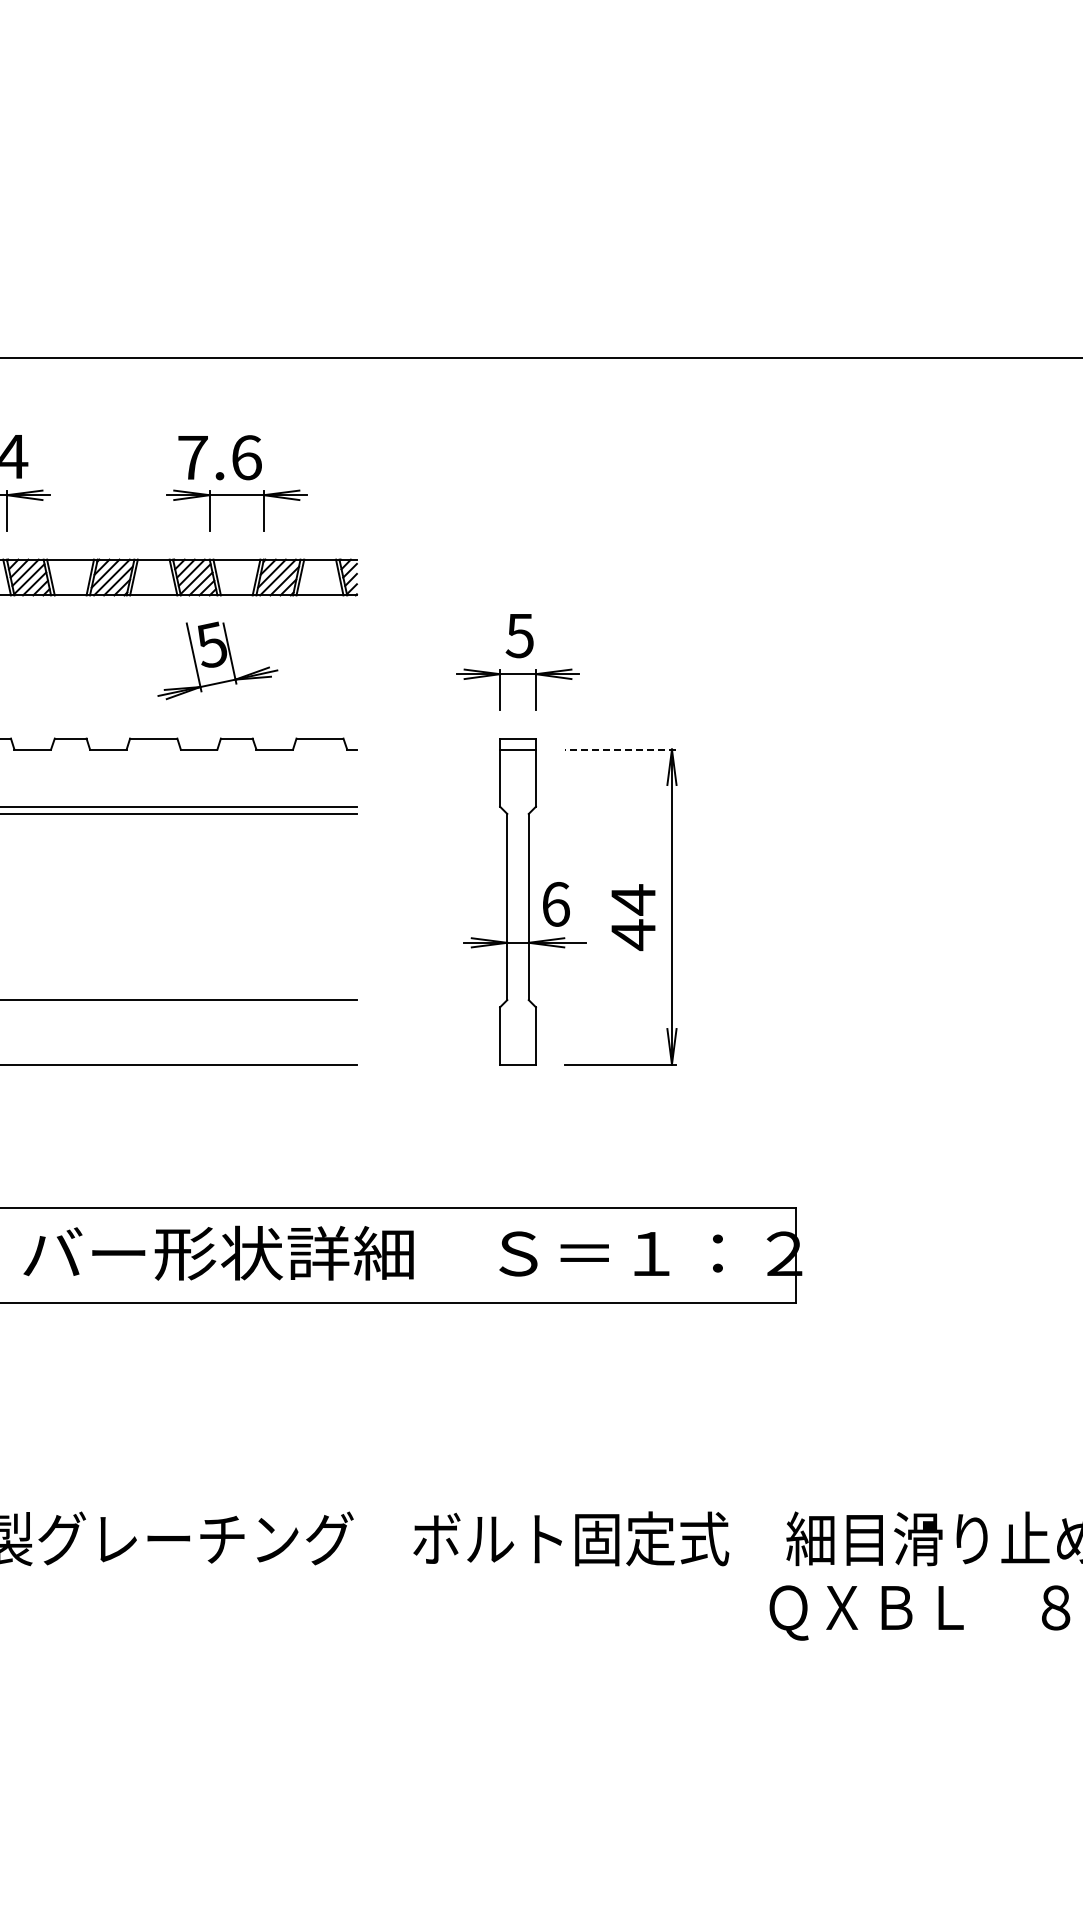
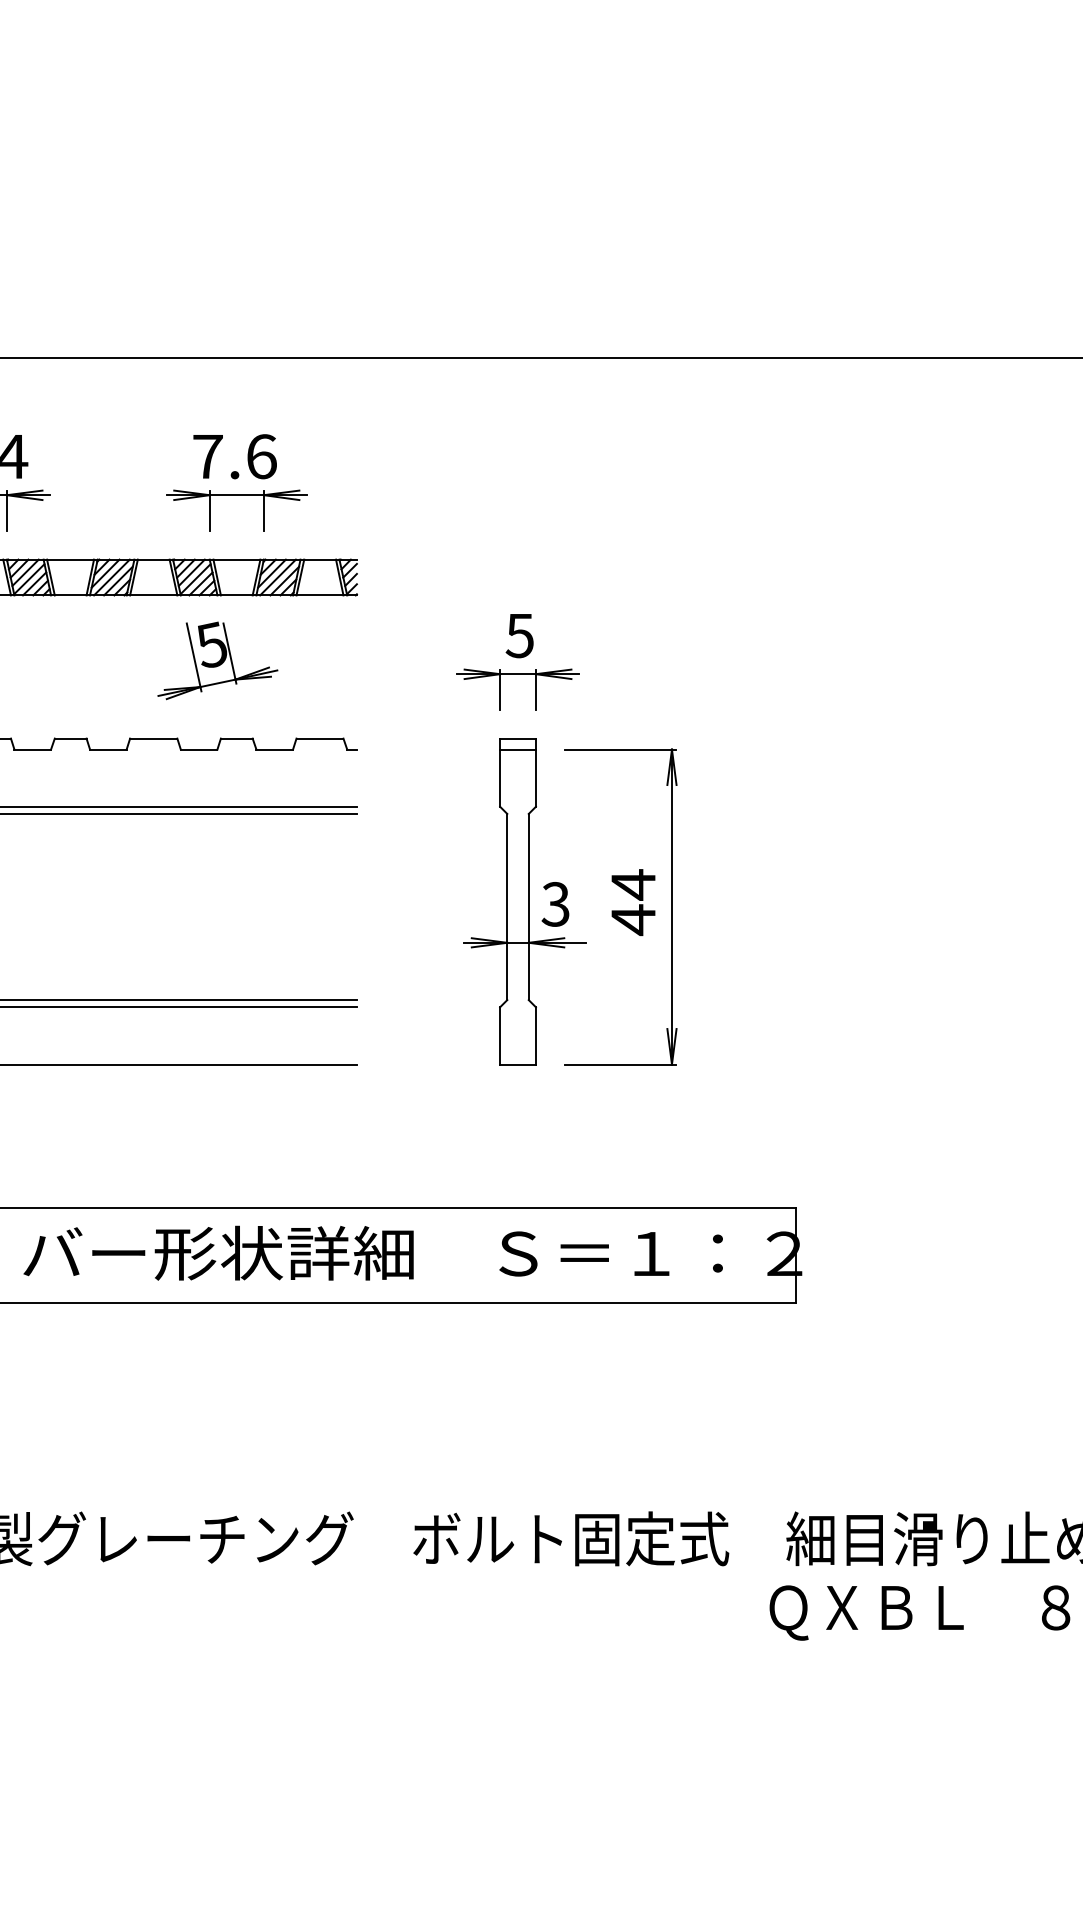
text position: (219, 457) -> (234, 456) (234, 456)
line: dashed -> solid (620, 749)
text: 6 -> 3 (555, 904)
text position: (633, 917) -> (633, 902) (633, 902)
line: none -> present (179, 1007)
